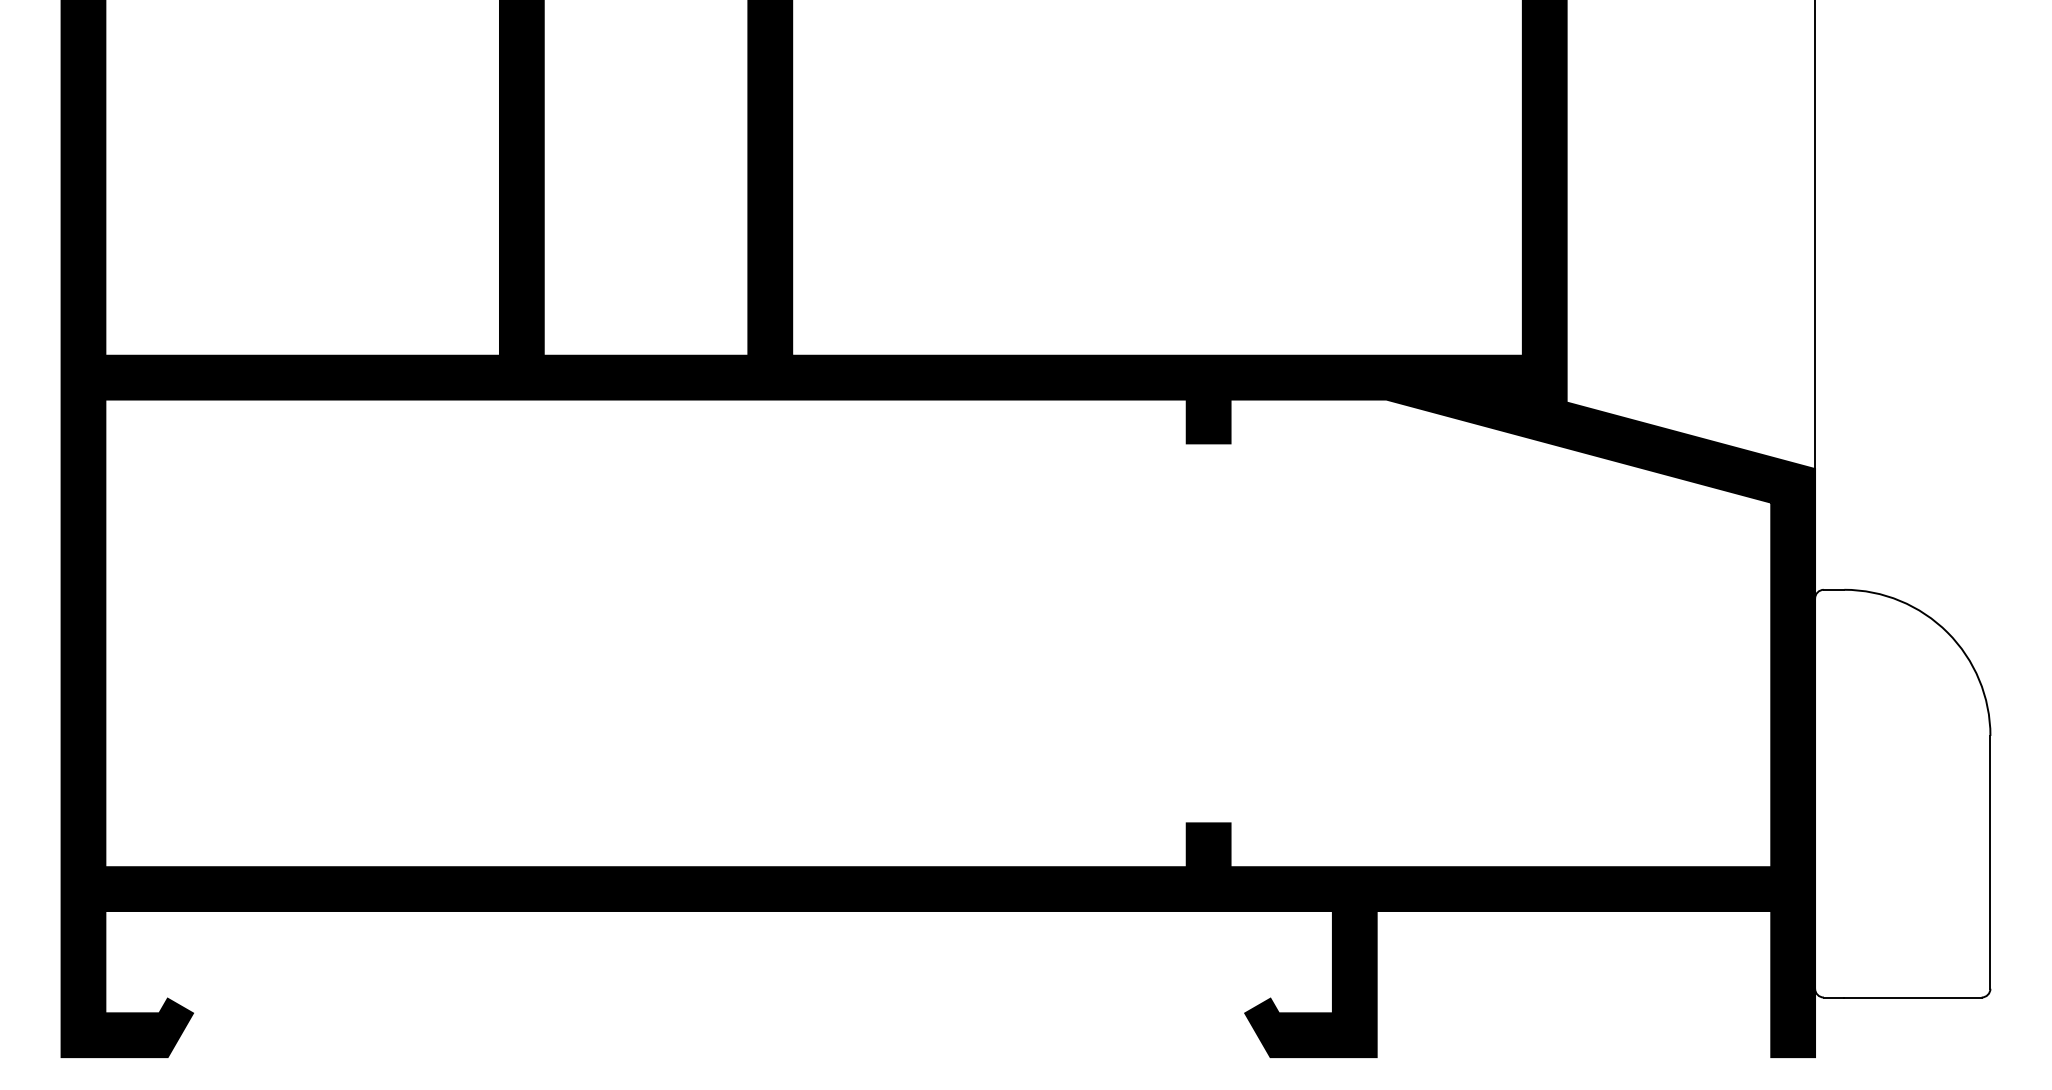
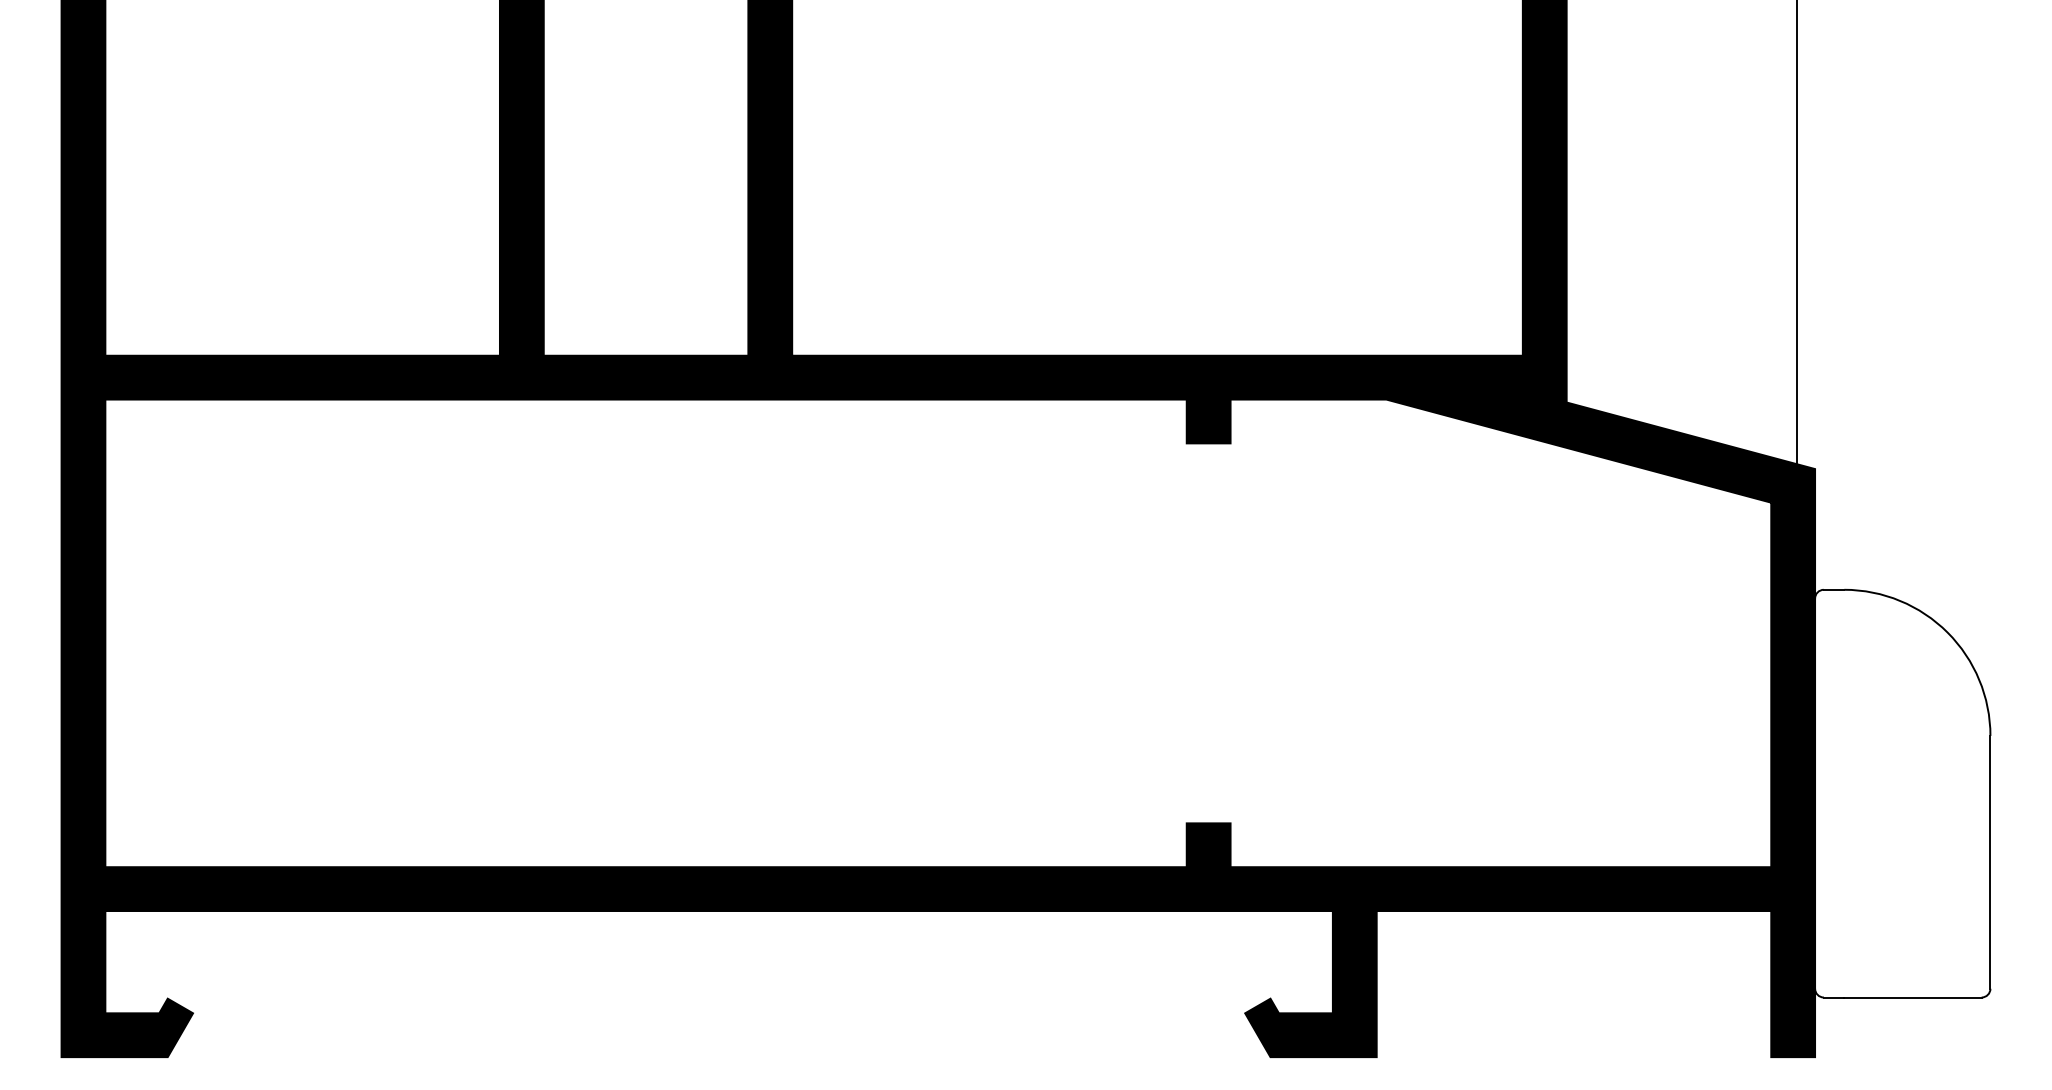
line position: (1815, 235) -> (1797, 235) (1797, 235)
